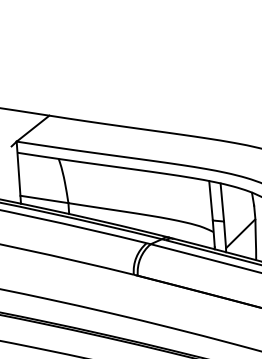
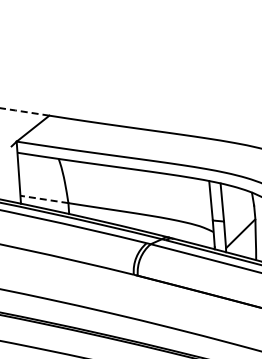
arc: solid -> dashed (24, 111)
line: solid -> dashed (43, 199)
